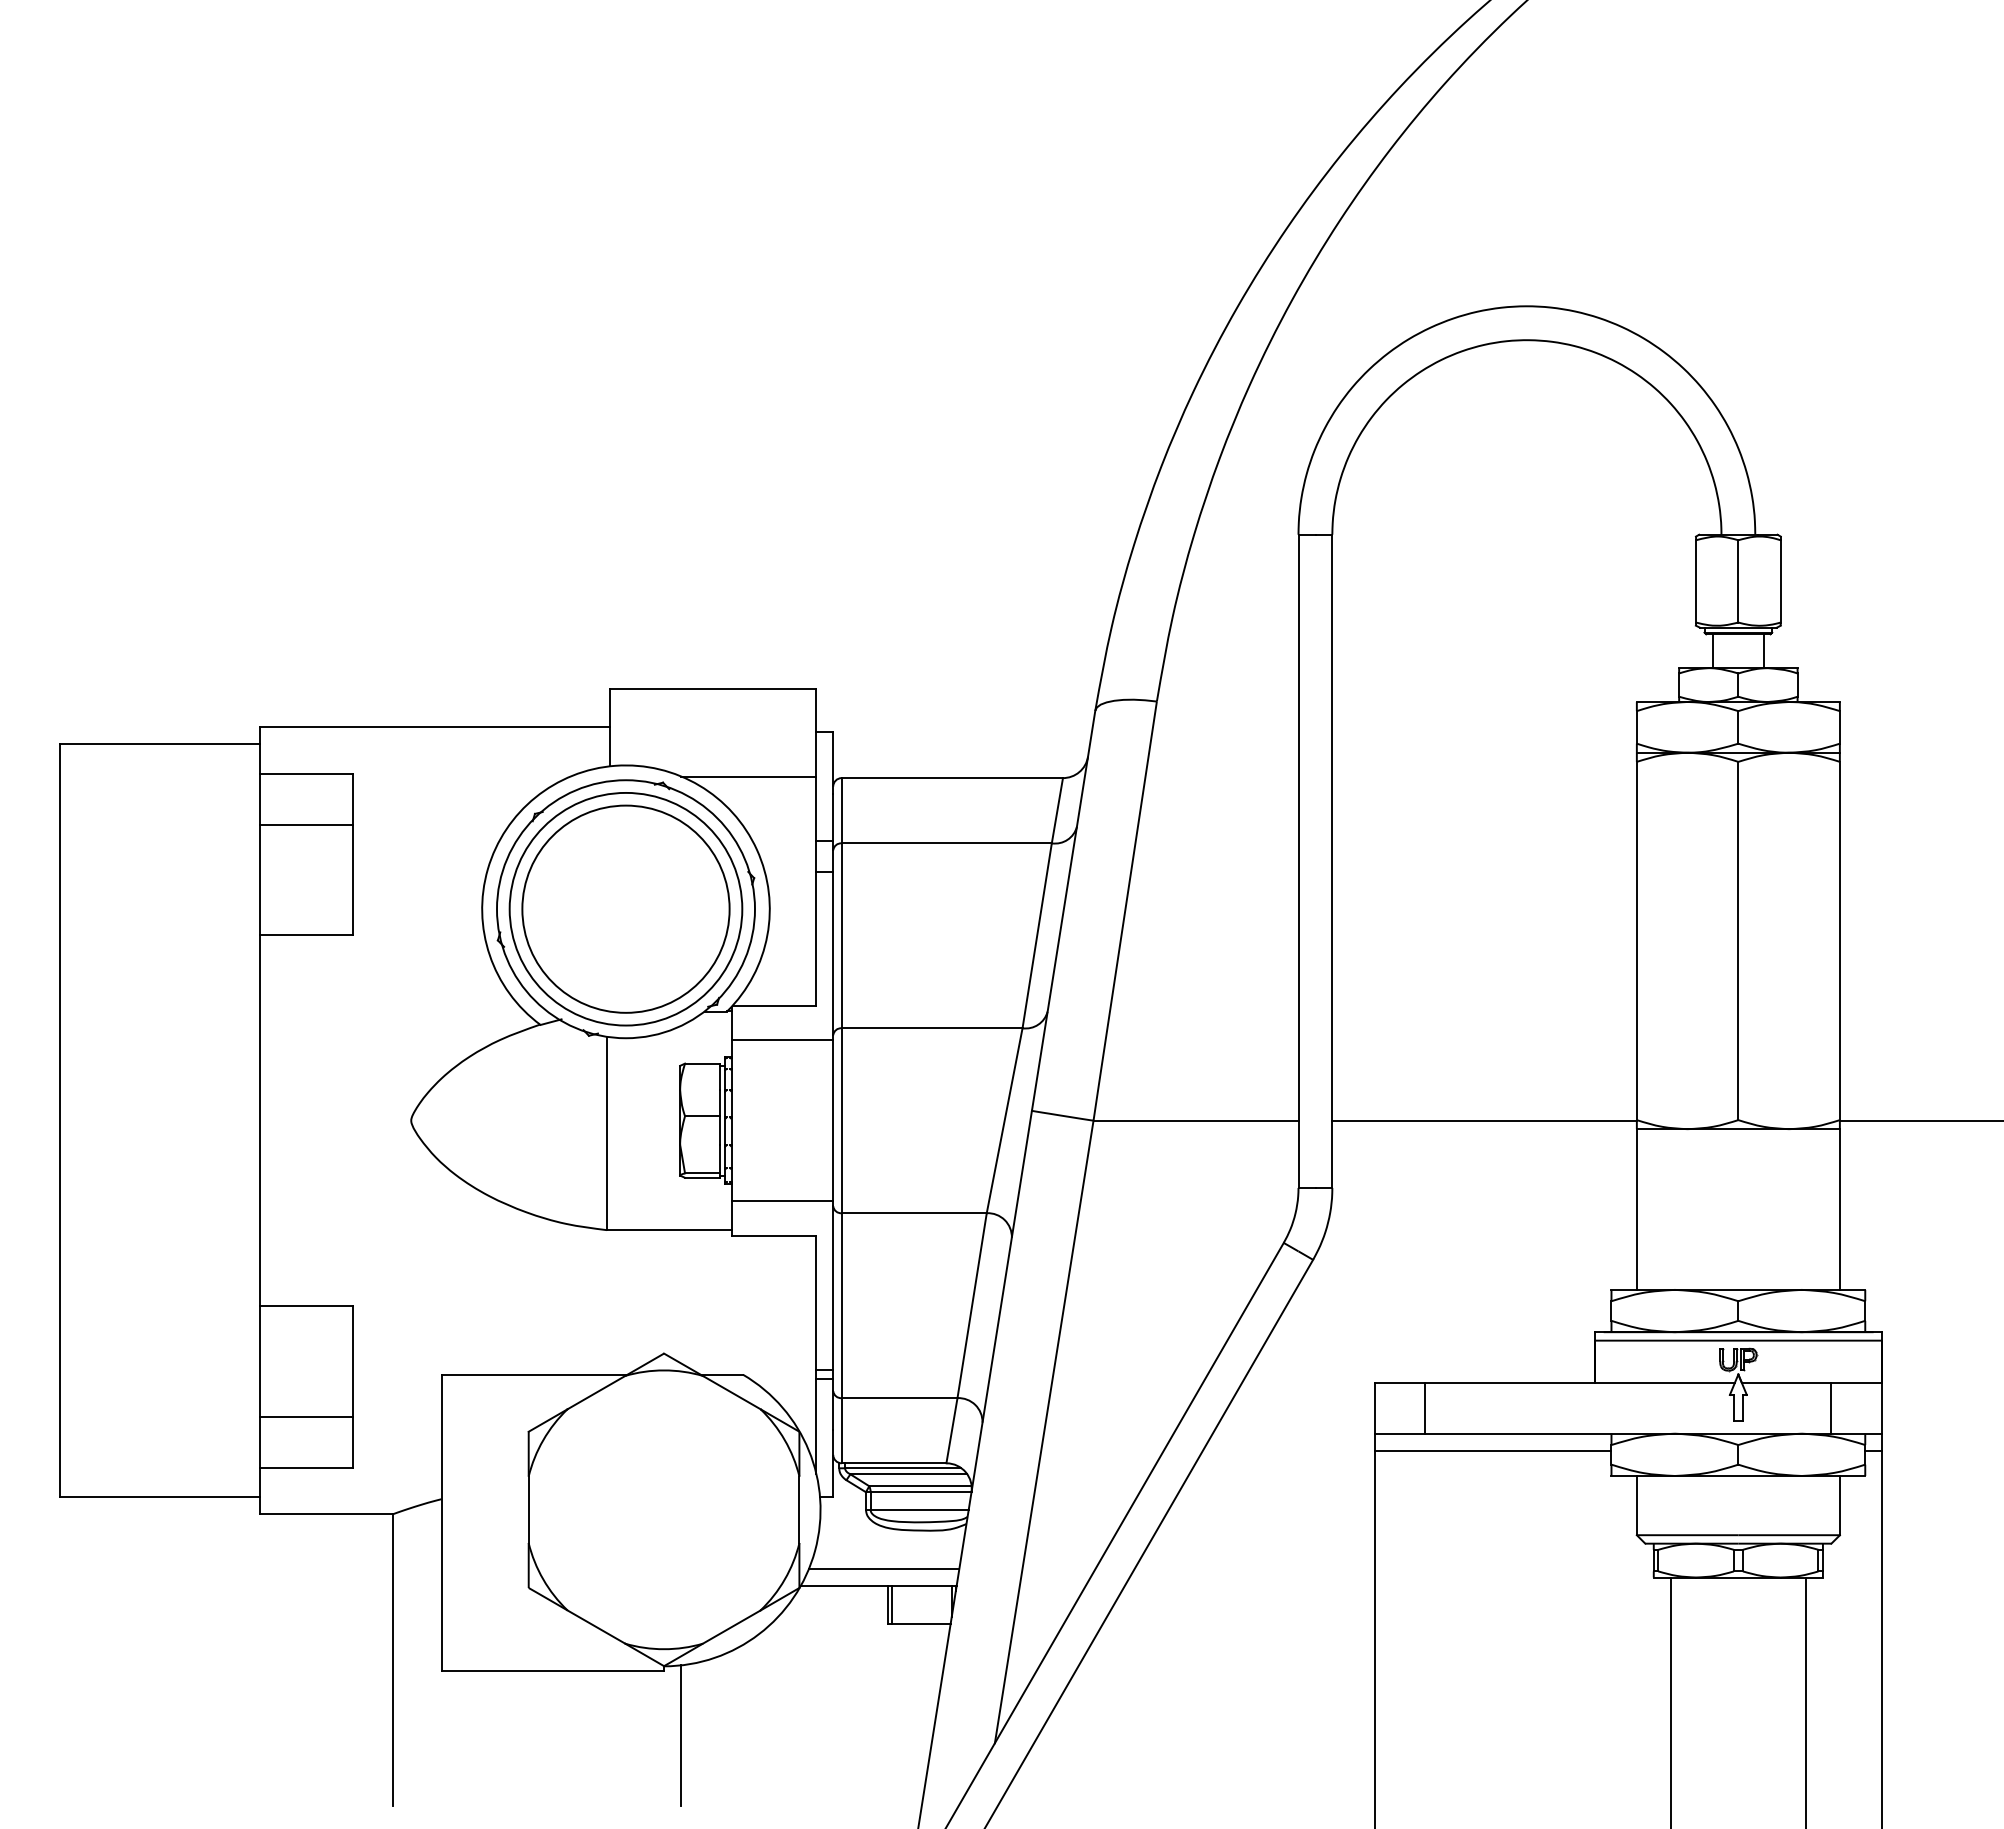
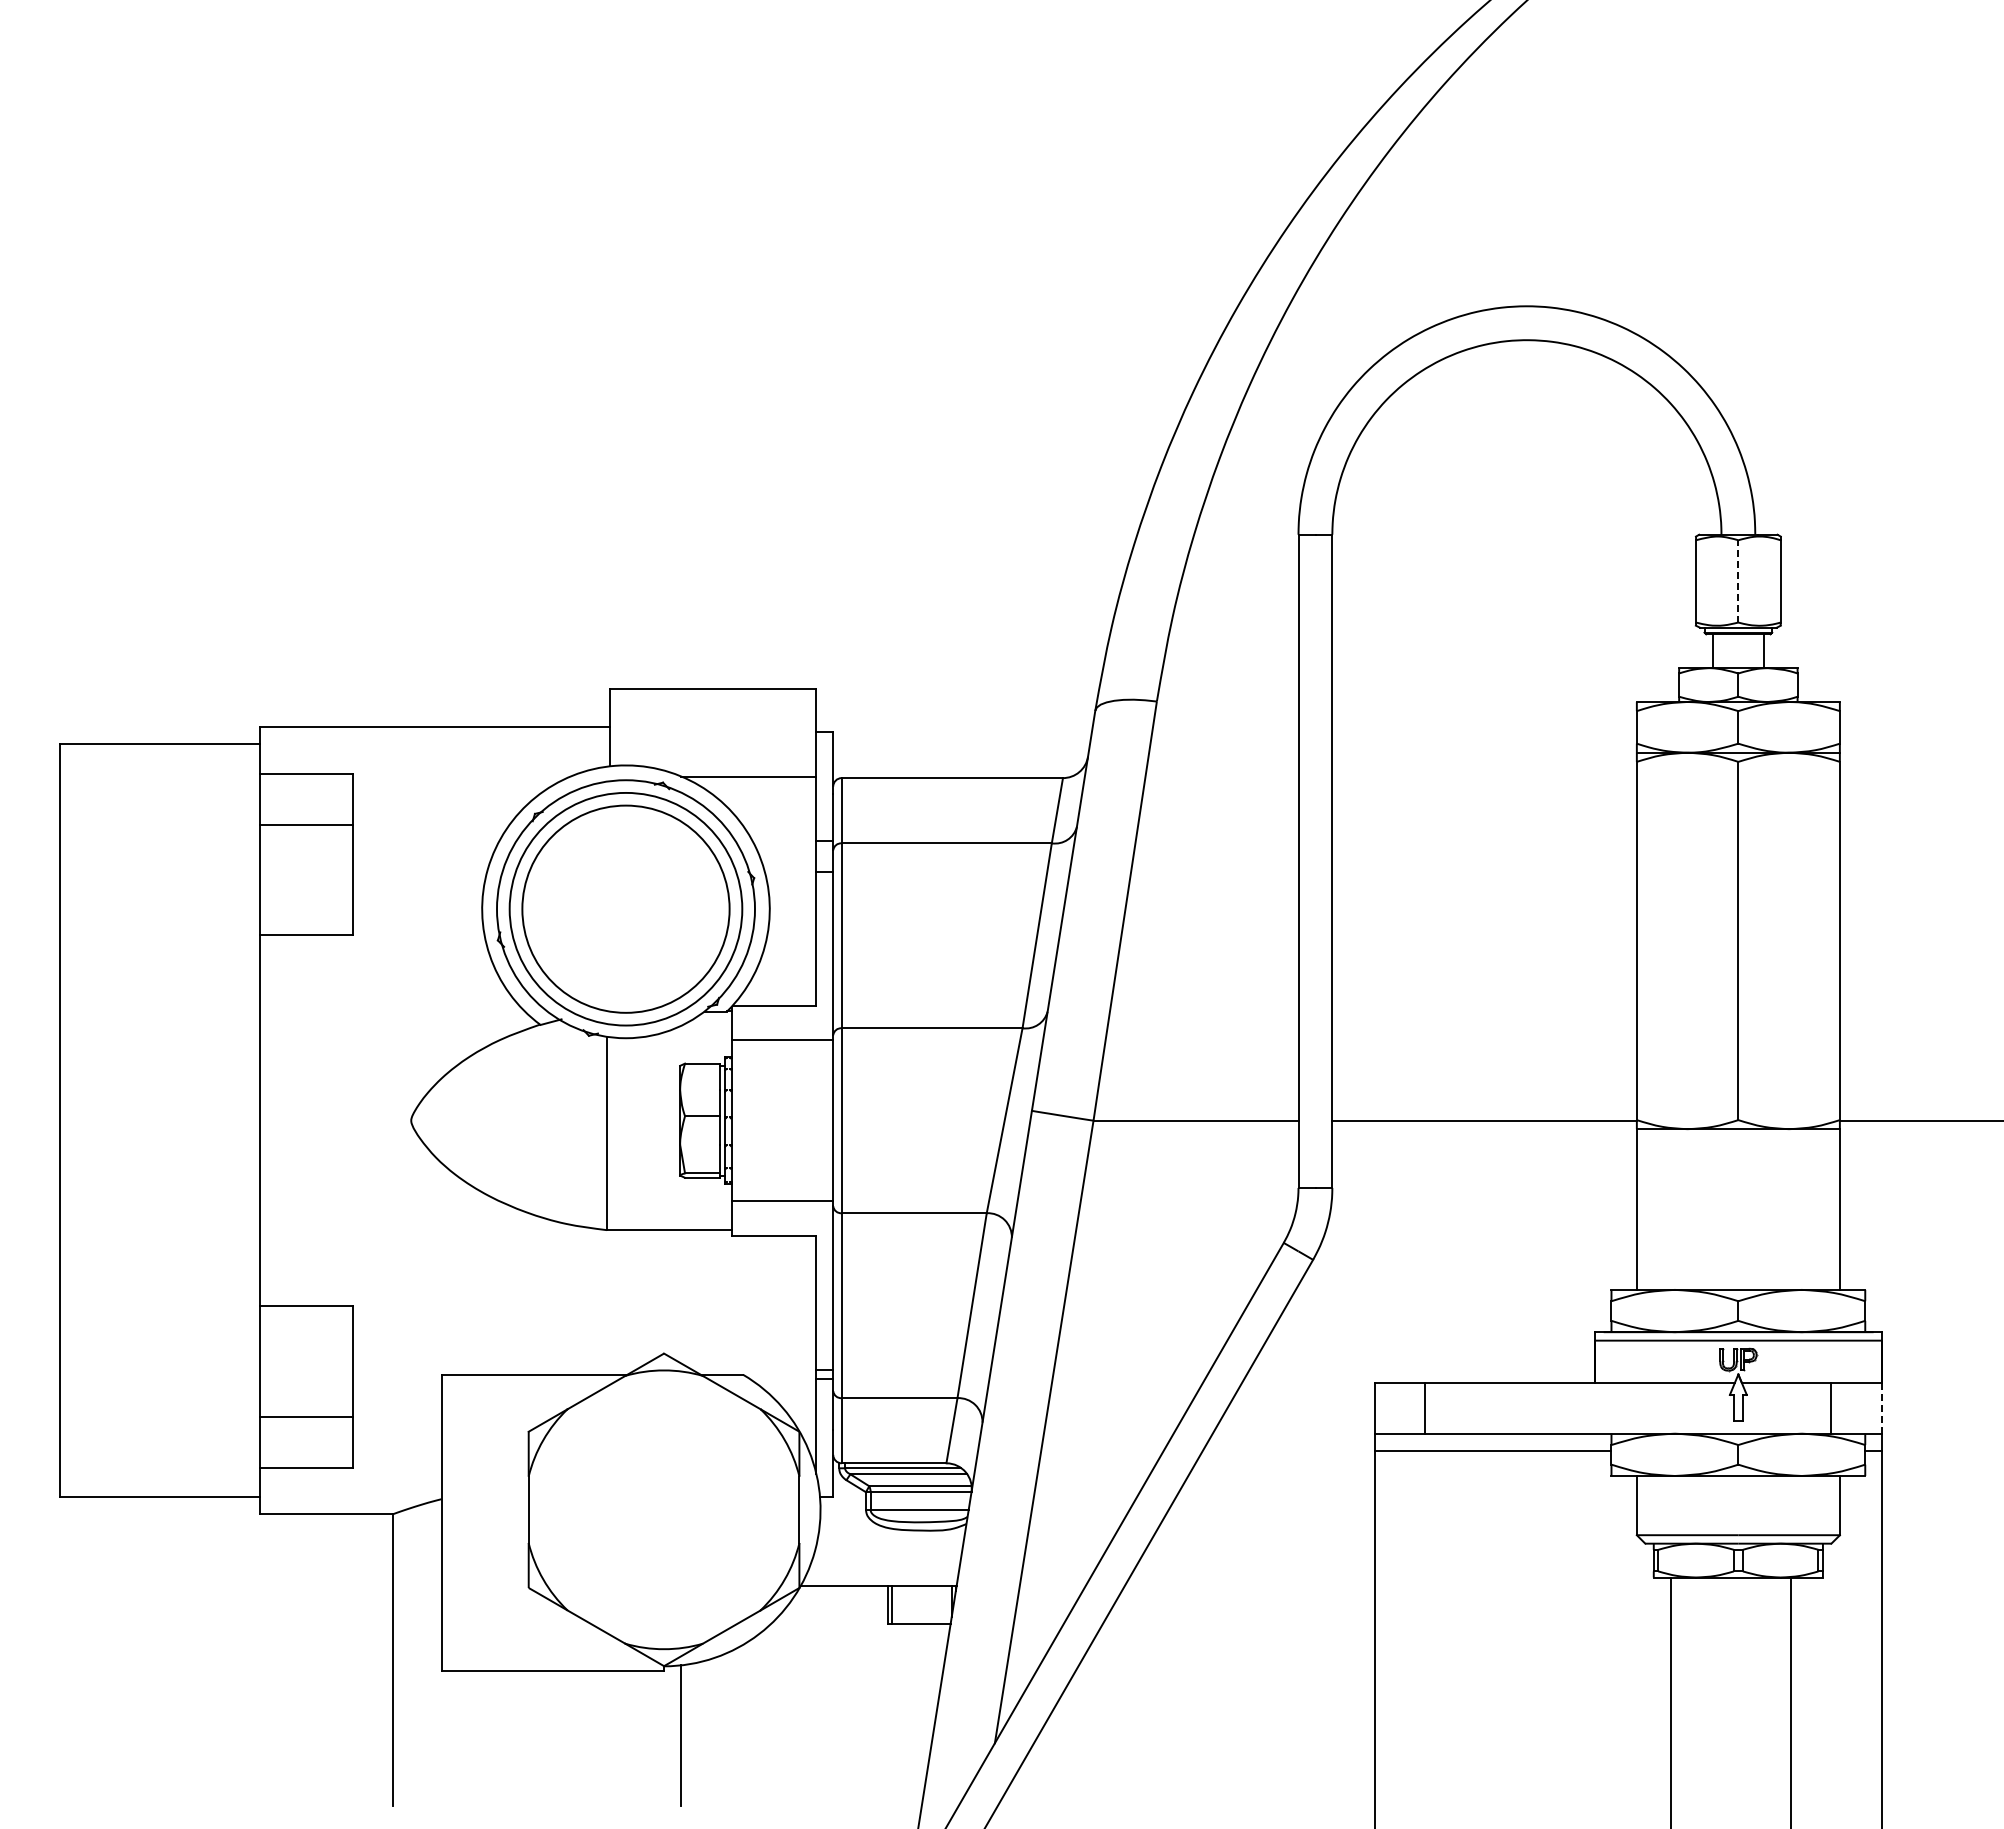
line: solid -> dashed (1738, 580)
line: solid -> dashed (1882, 1408)
line: present -> none (883, 1569)
line position: (1806, 1701) -> (1791, 1701) (1791, 1701)
